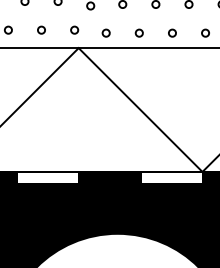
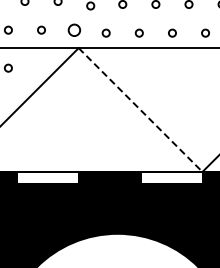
circle size: 10x10 px -> 15x14 px (74, 29)
circle: none -> present (8, 67)
line: solid -> dashed (140, 110)
